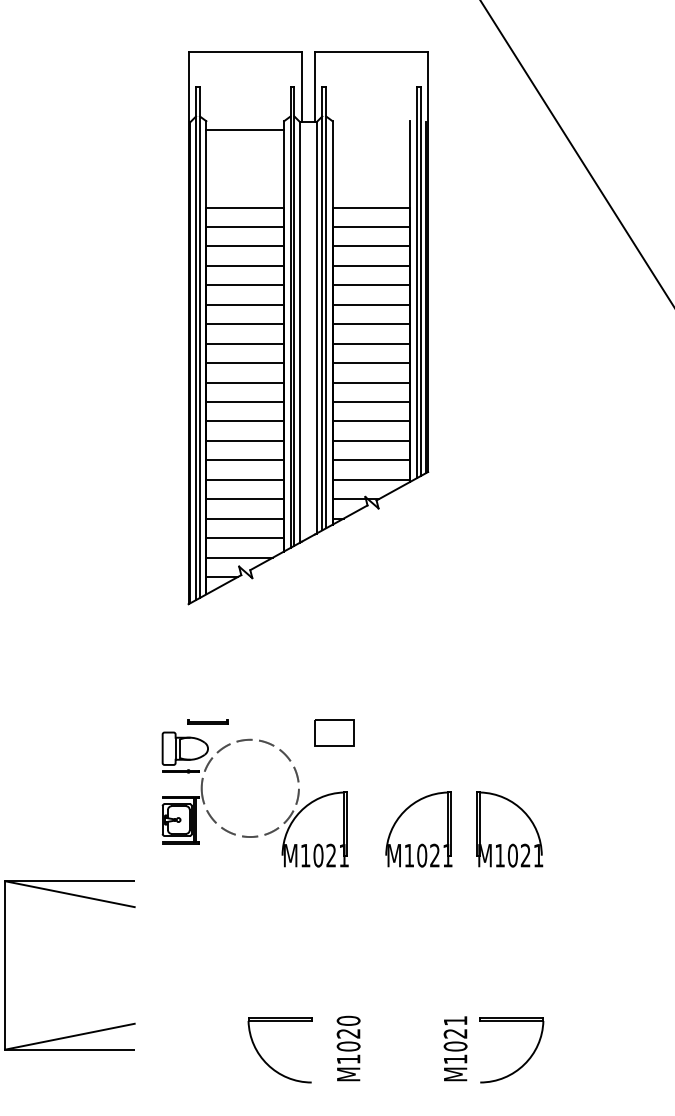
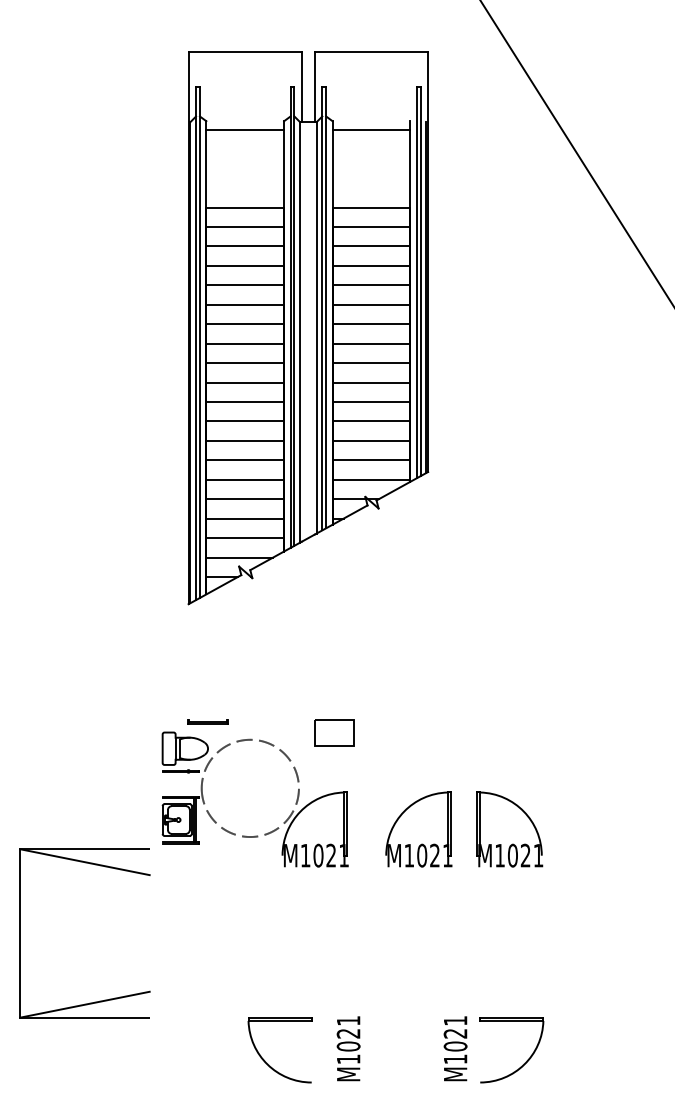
line: none -> present (371, 129)
part position: (5, 965) -> (20, 933) (20, 933)
text: M1020 -> M1021 (348, 1020)
